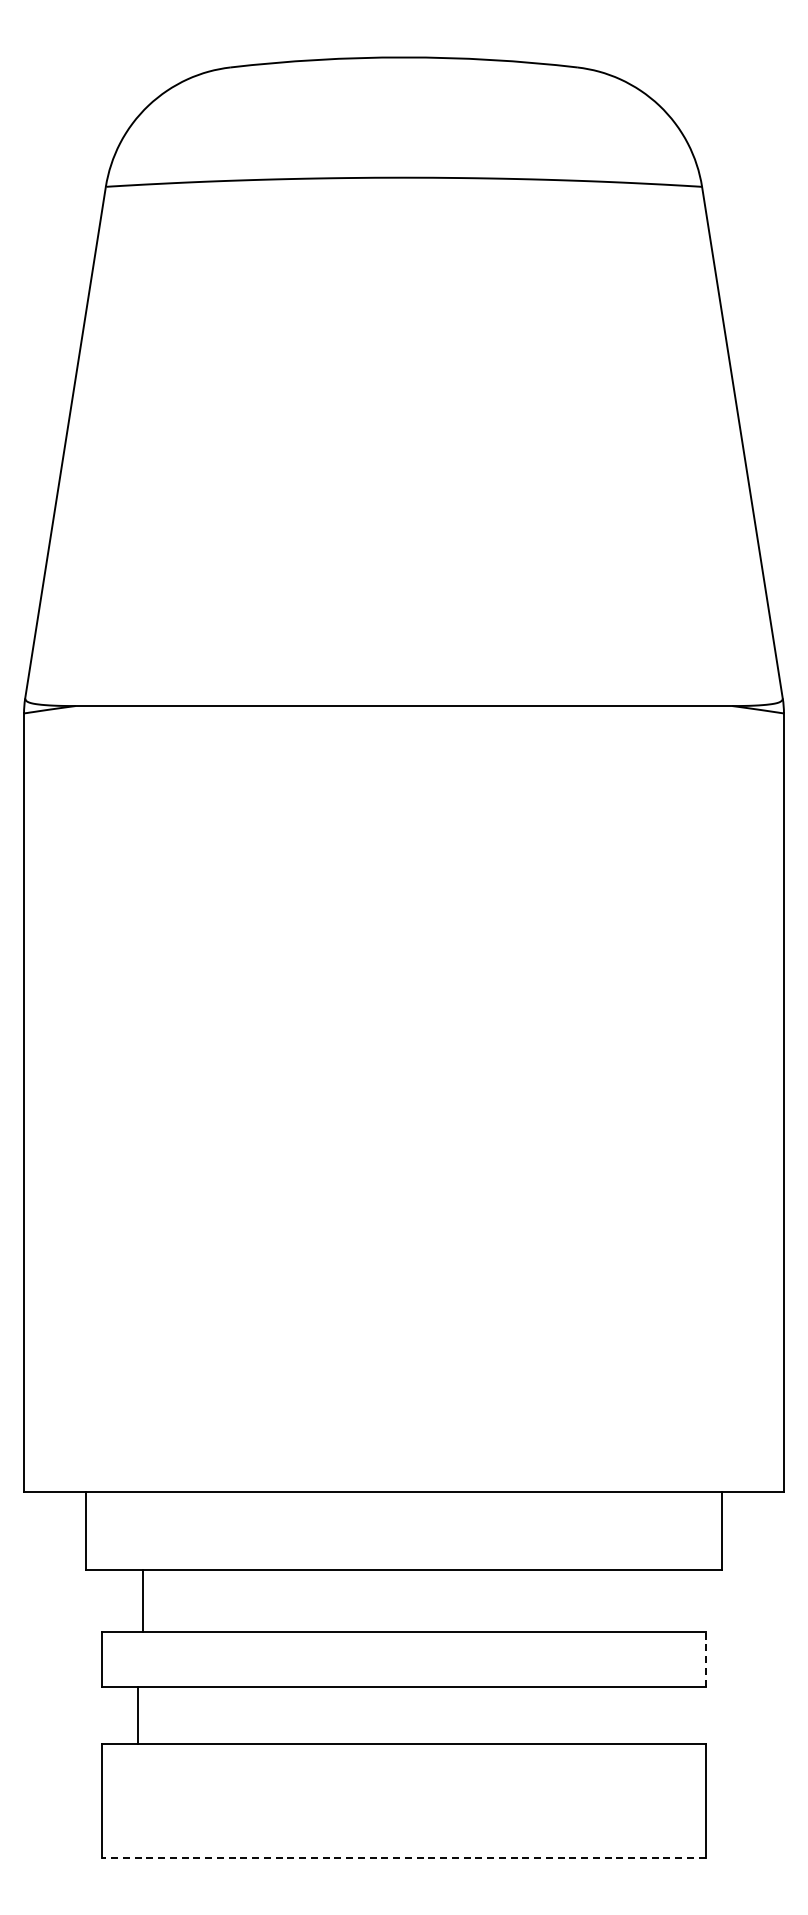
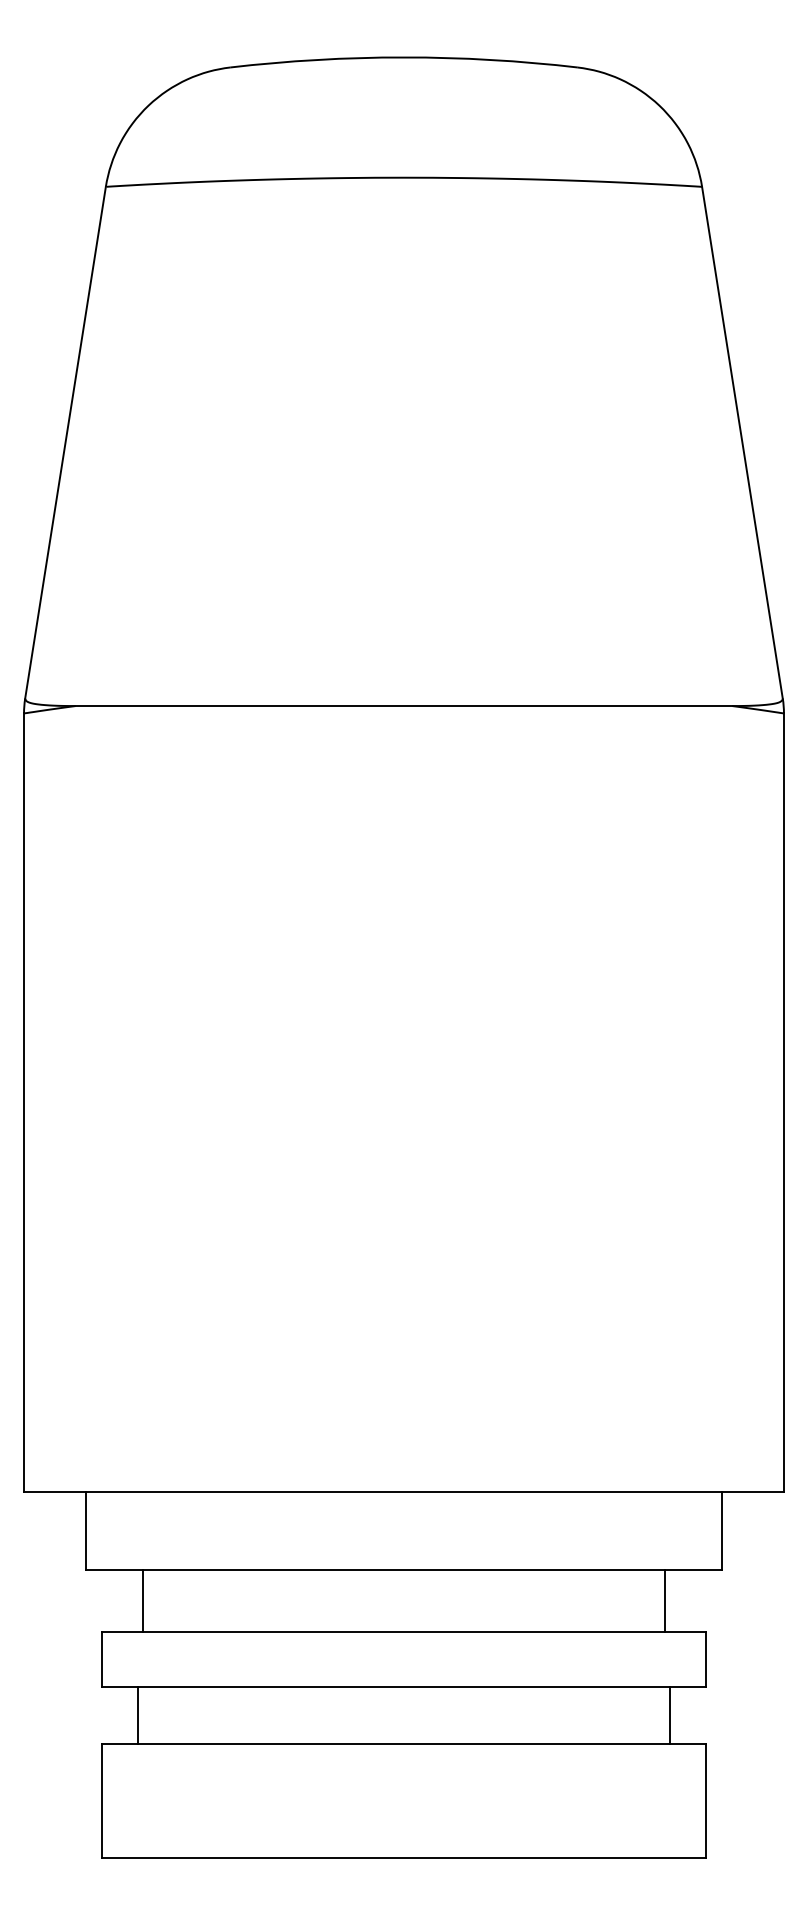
line: none -> present (665, 1600)
line: dashed -> solid (705, 1658)
line: none -> present (669, 1714)
line: dashed -> solid (404, 1857)
